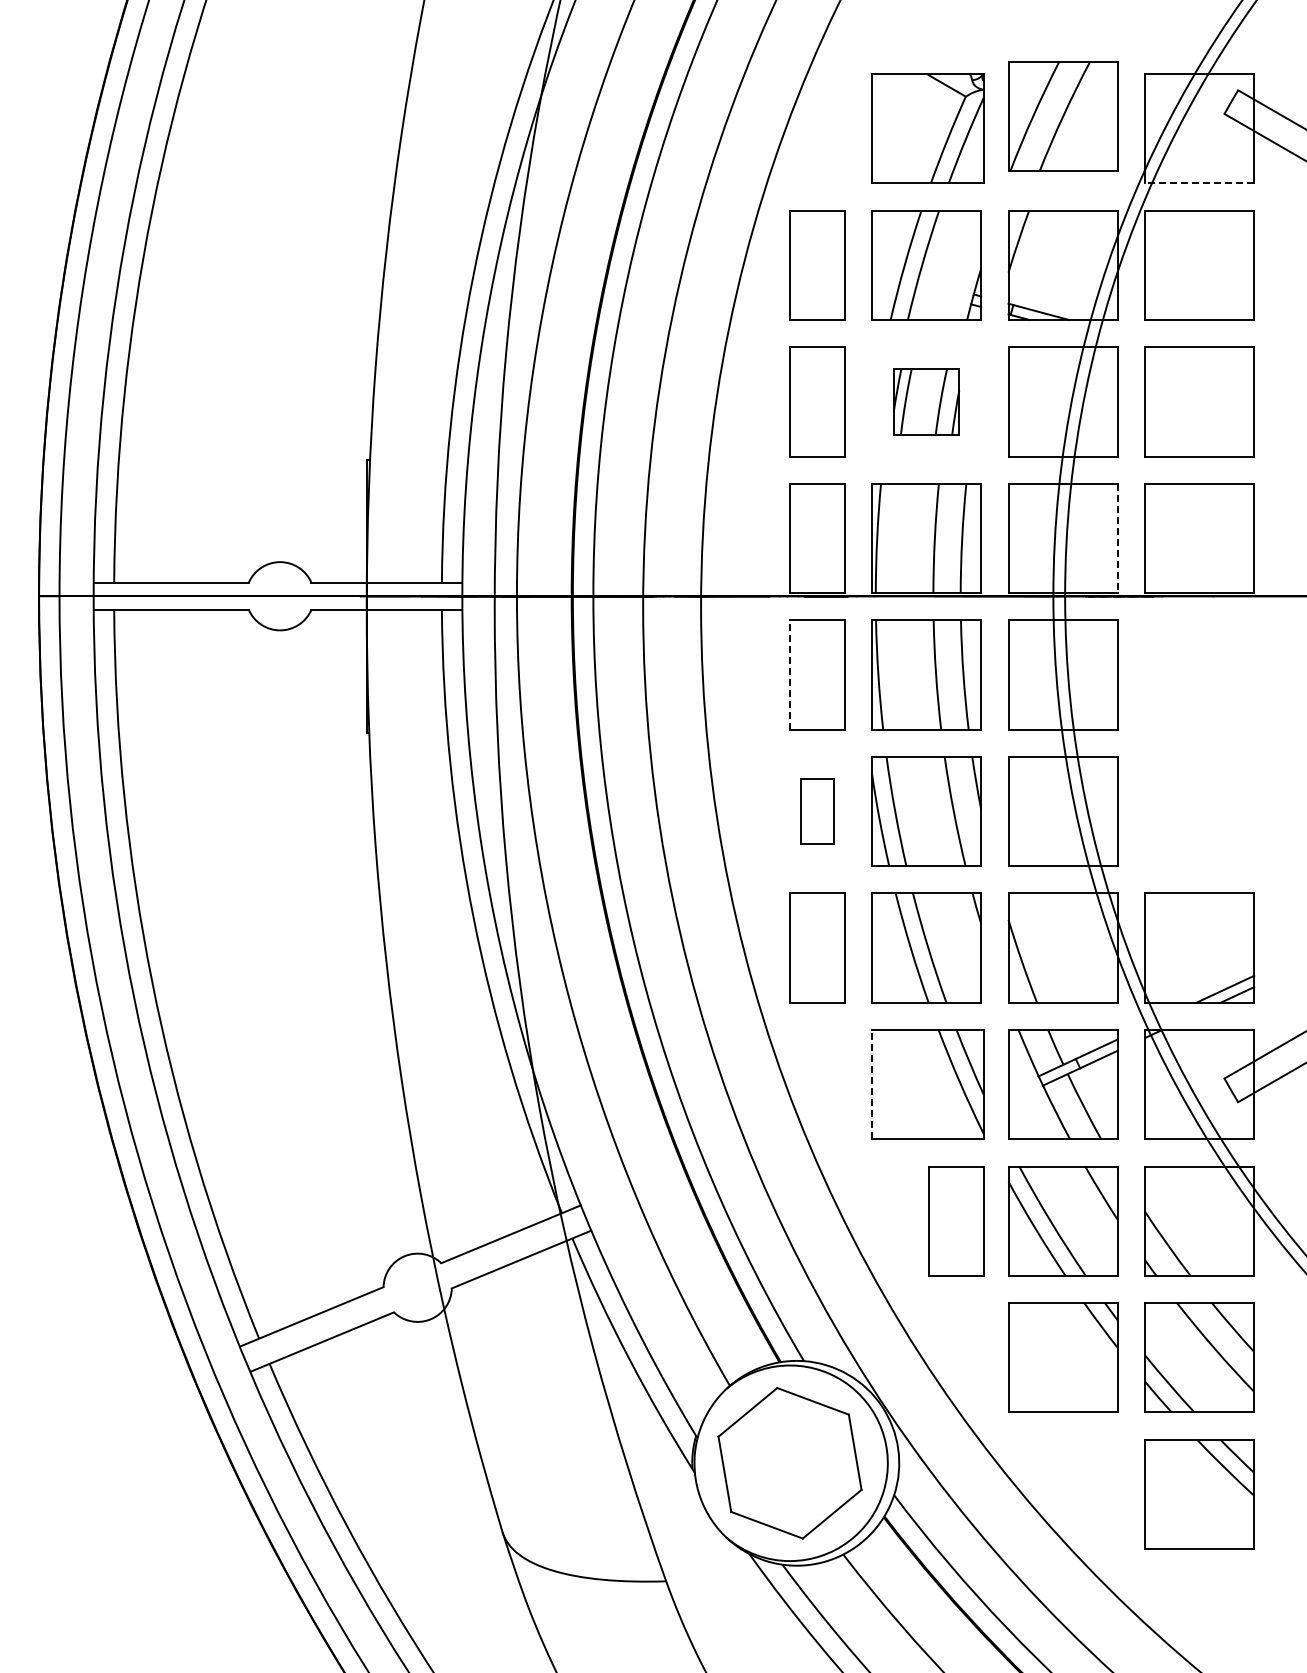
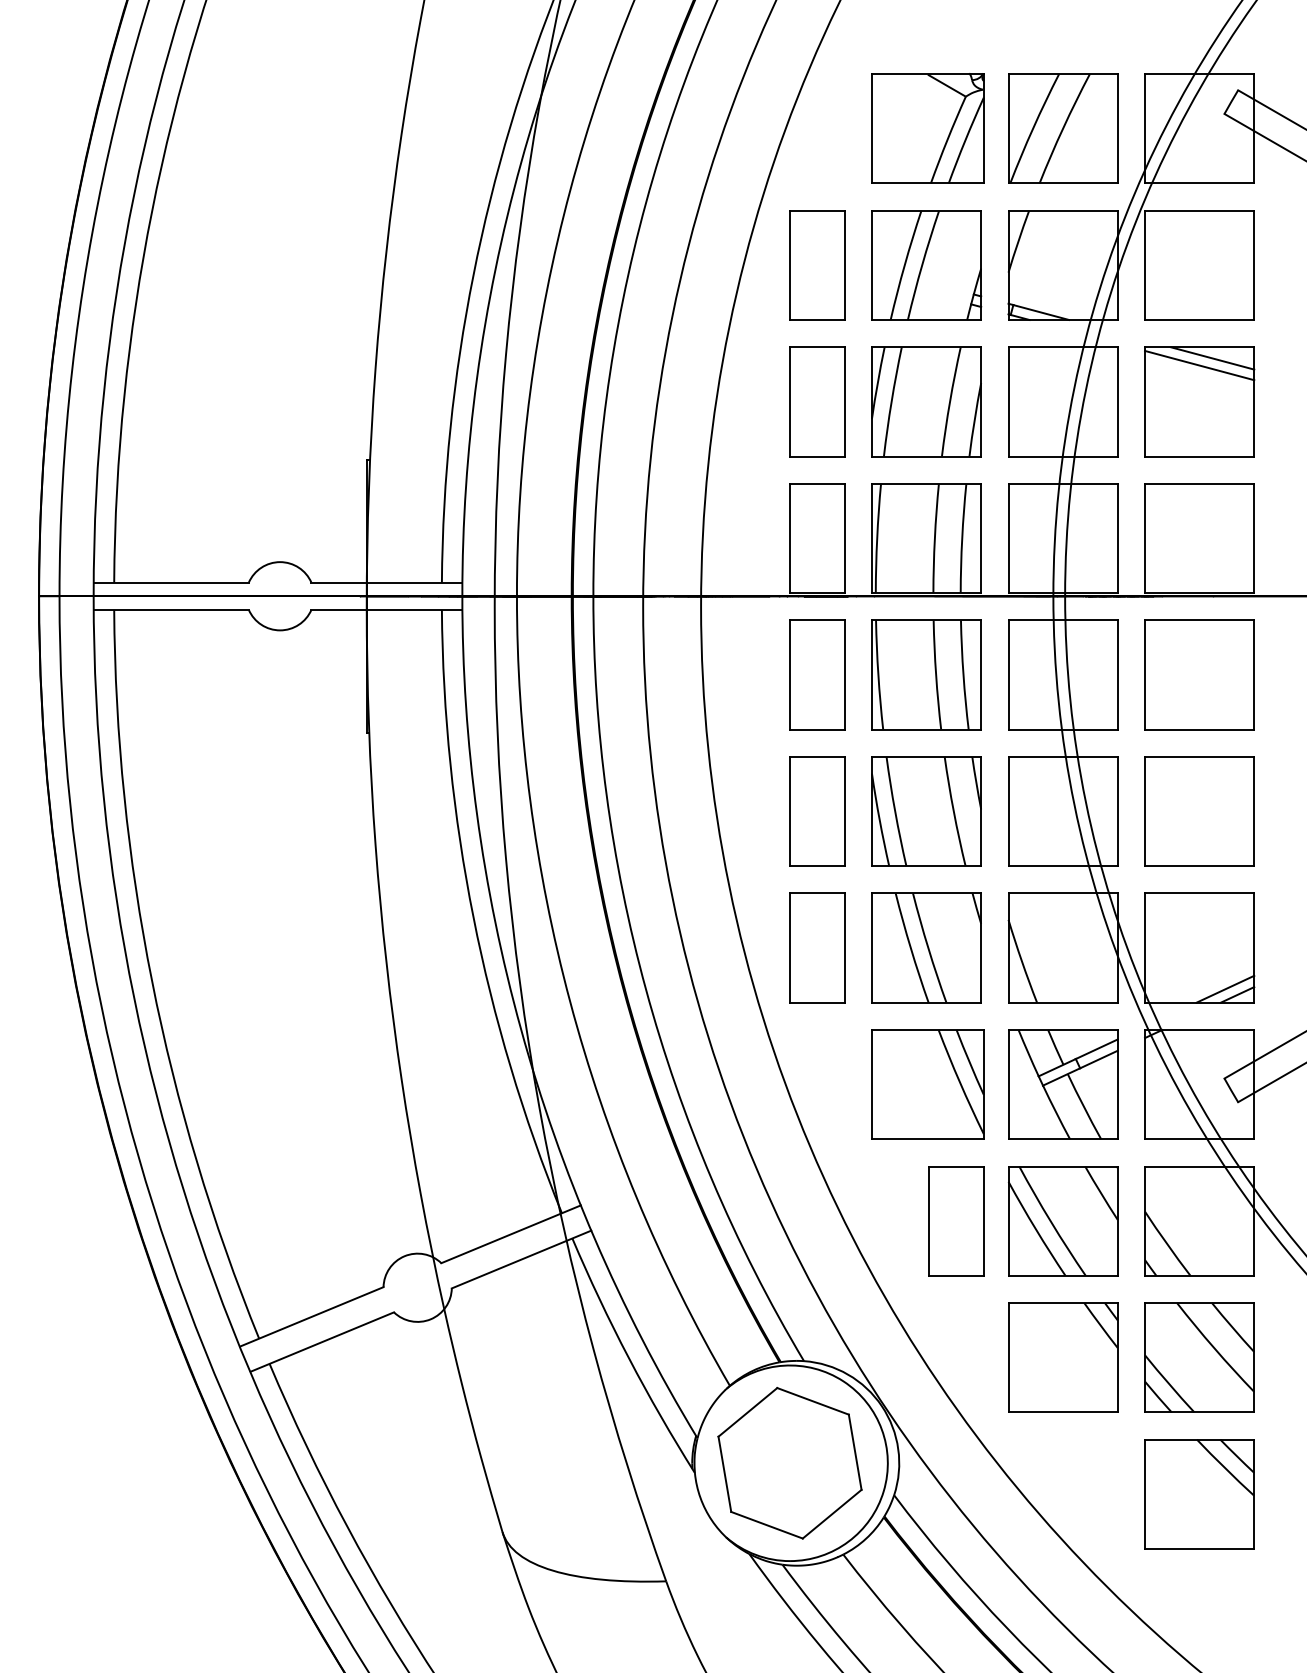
part position: (1063, 116) -> (1063, 128) (1063, 128)
line: dashed -> solid (1199, 183)
line: none -> present (1212, 358)
line: none -> present (1199, 365)
part size: 68x68 px -> 111x112 px (926, 401)
line: dashed -> solid (1117, 538)
part: none -> present (1199, 674)
line: dashed -> solid (790, 675)
part size: 35x67 px -> 57x111 px (817, 811)
part: none -> present (1199, 811)
line: dashed -> solid (871, 1084)
